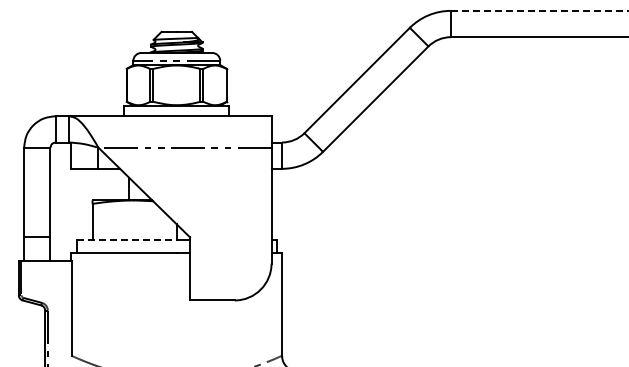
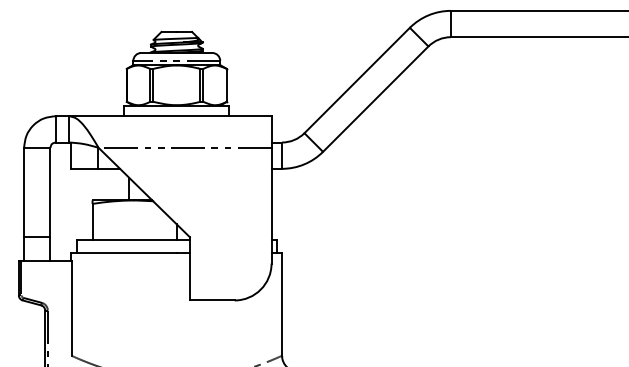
line: dashed -> solid (539, 10)
line: dashed -> solid (127, 239)
